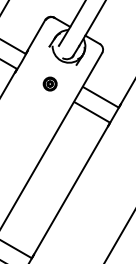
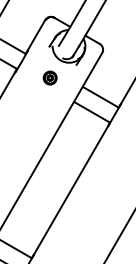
part position: (49, 83) -> (49, 77) (49, 77)
